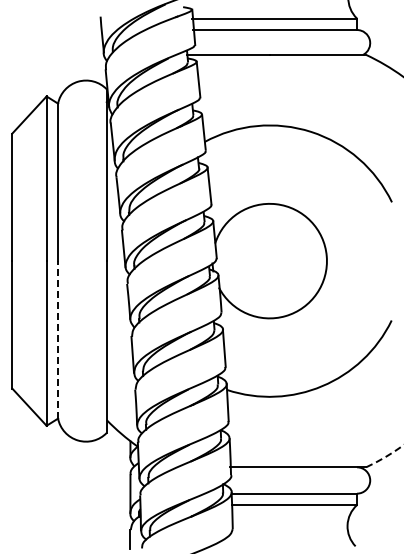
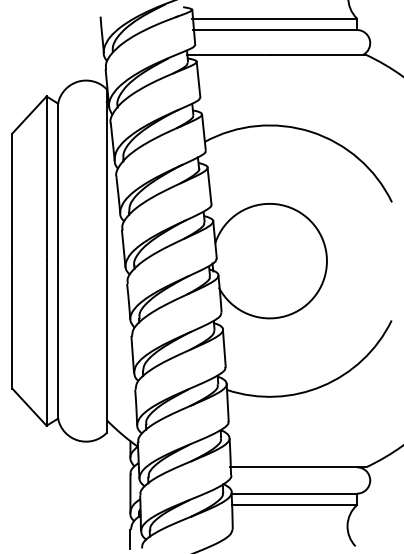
line: dashed -> solid (58, 339)
arc: dashed -> solid (385, 456)
